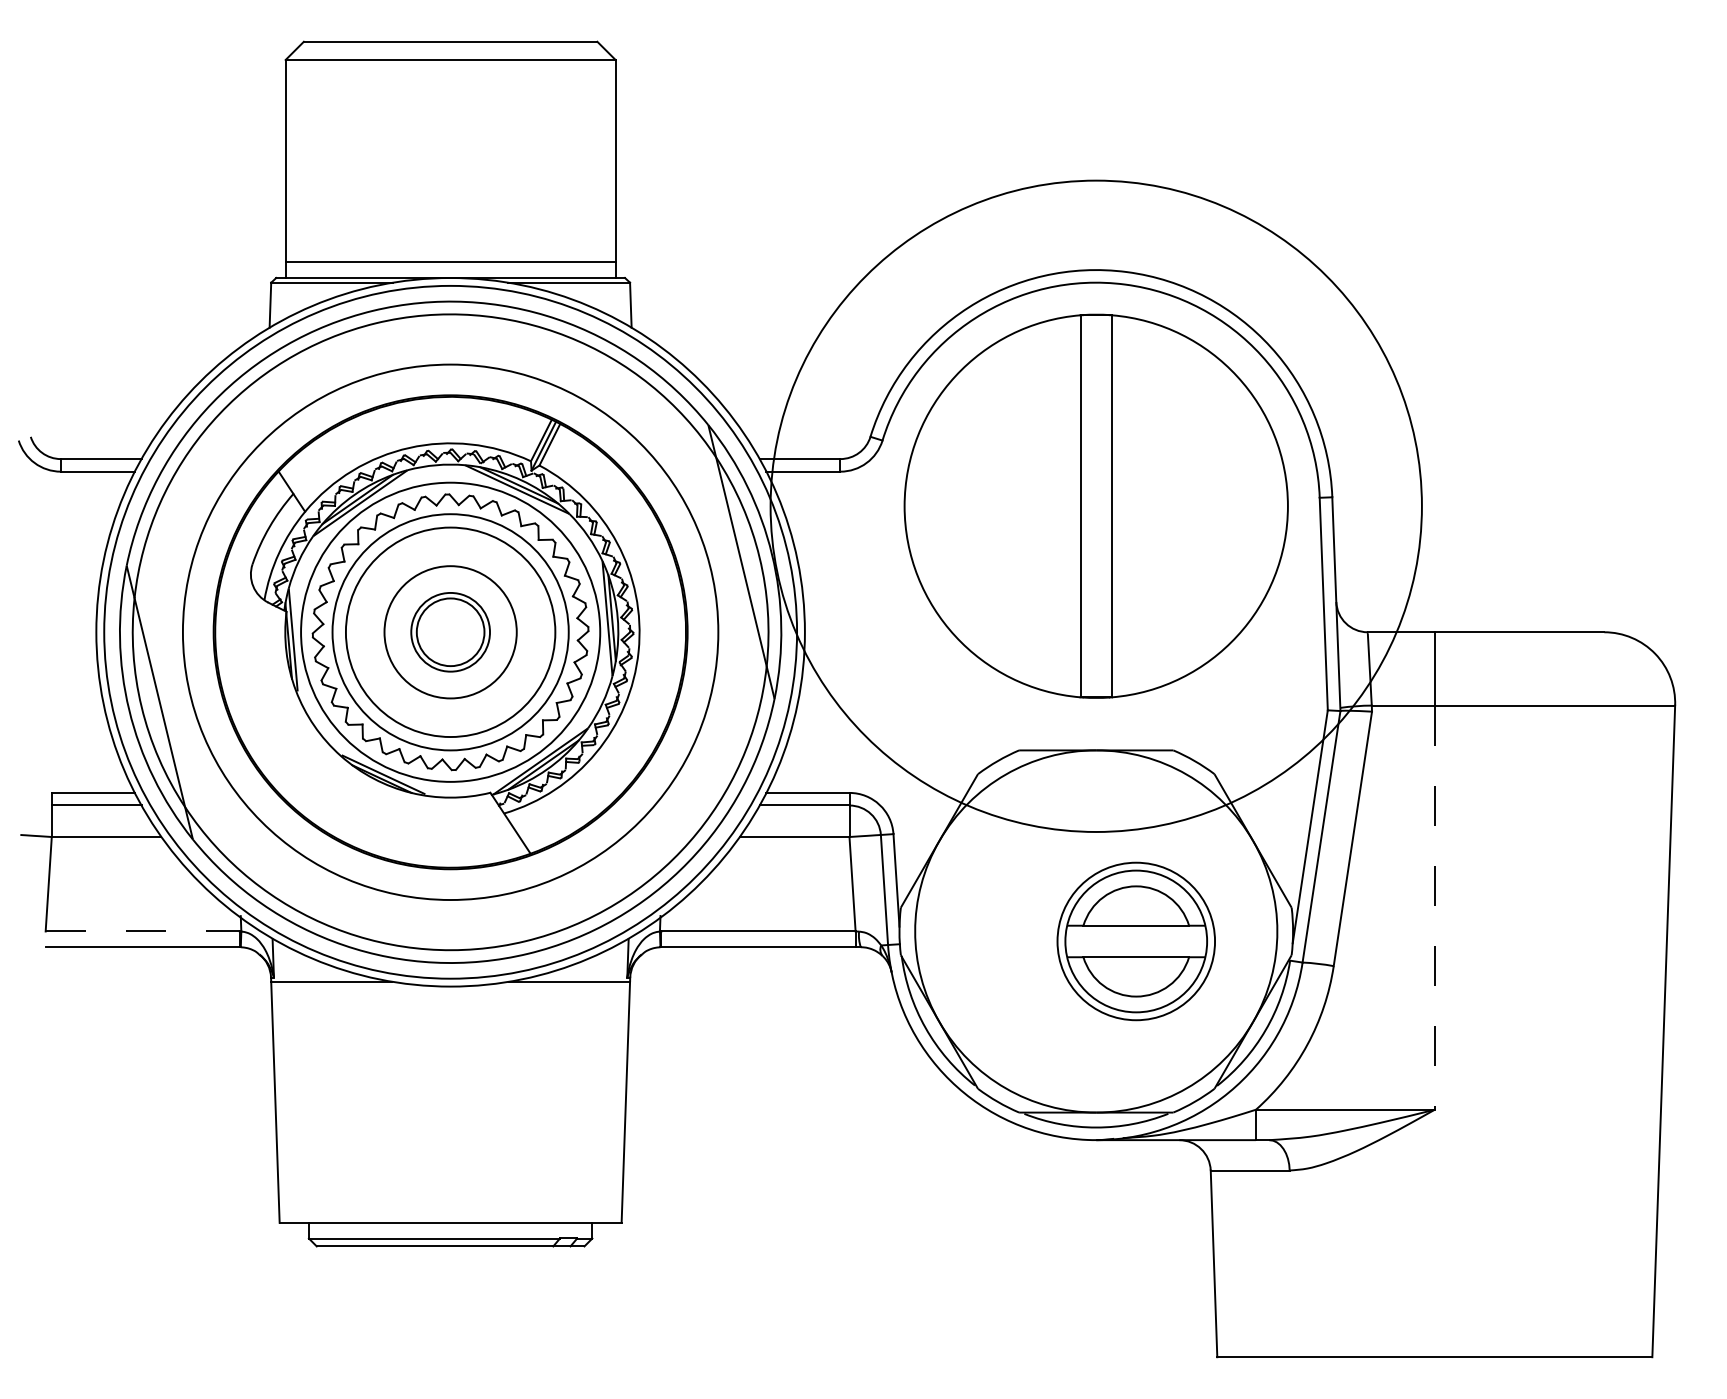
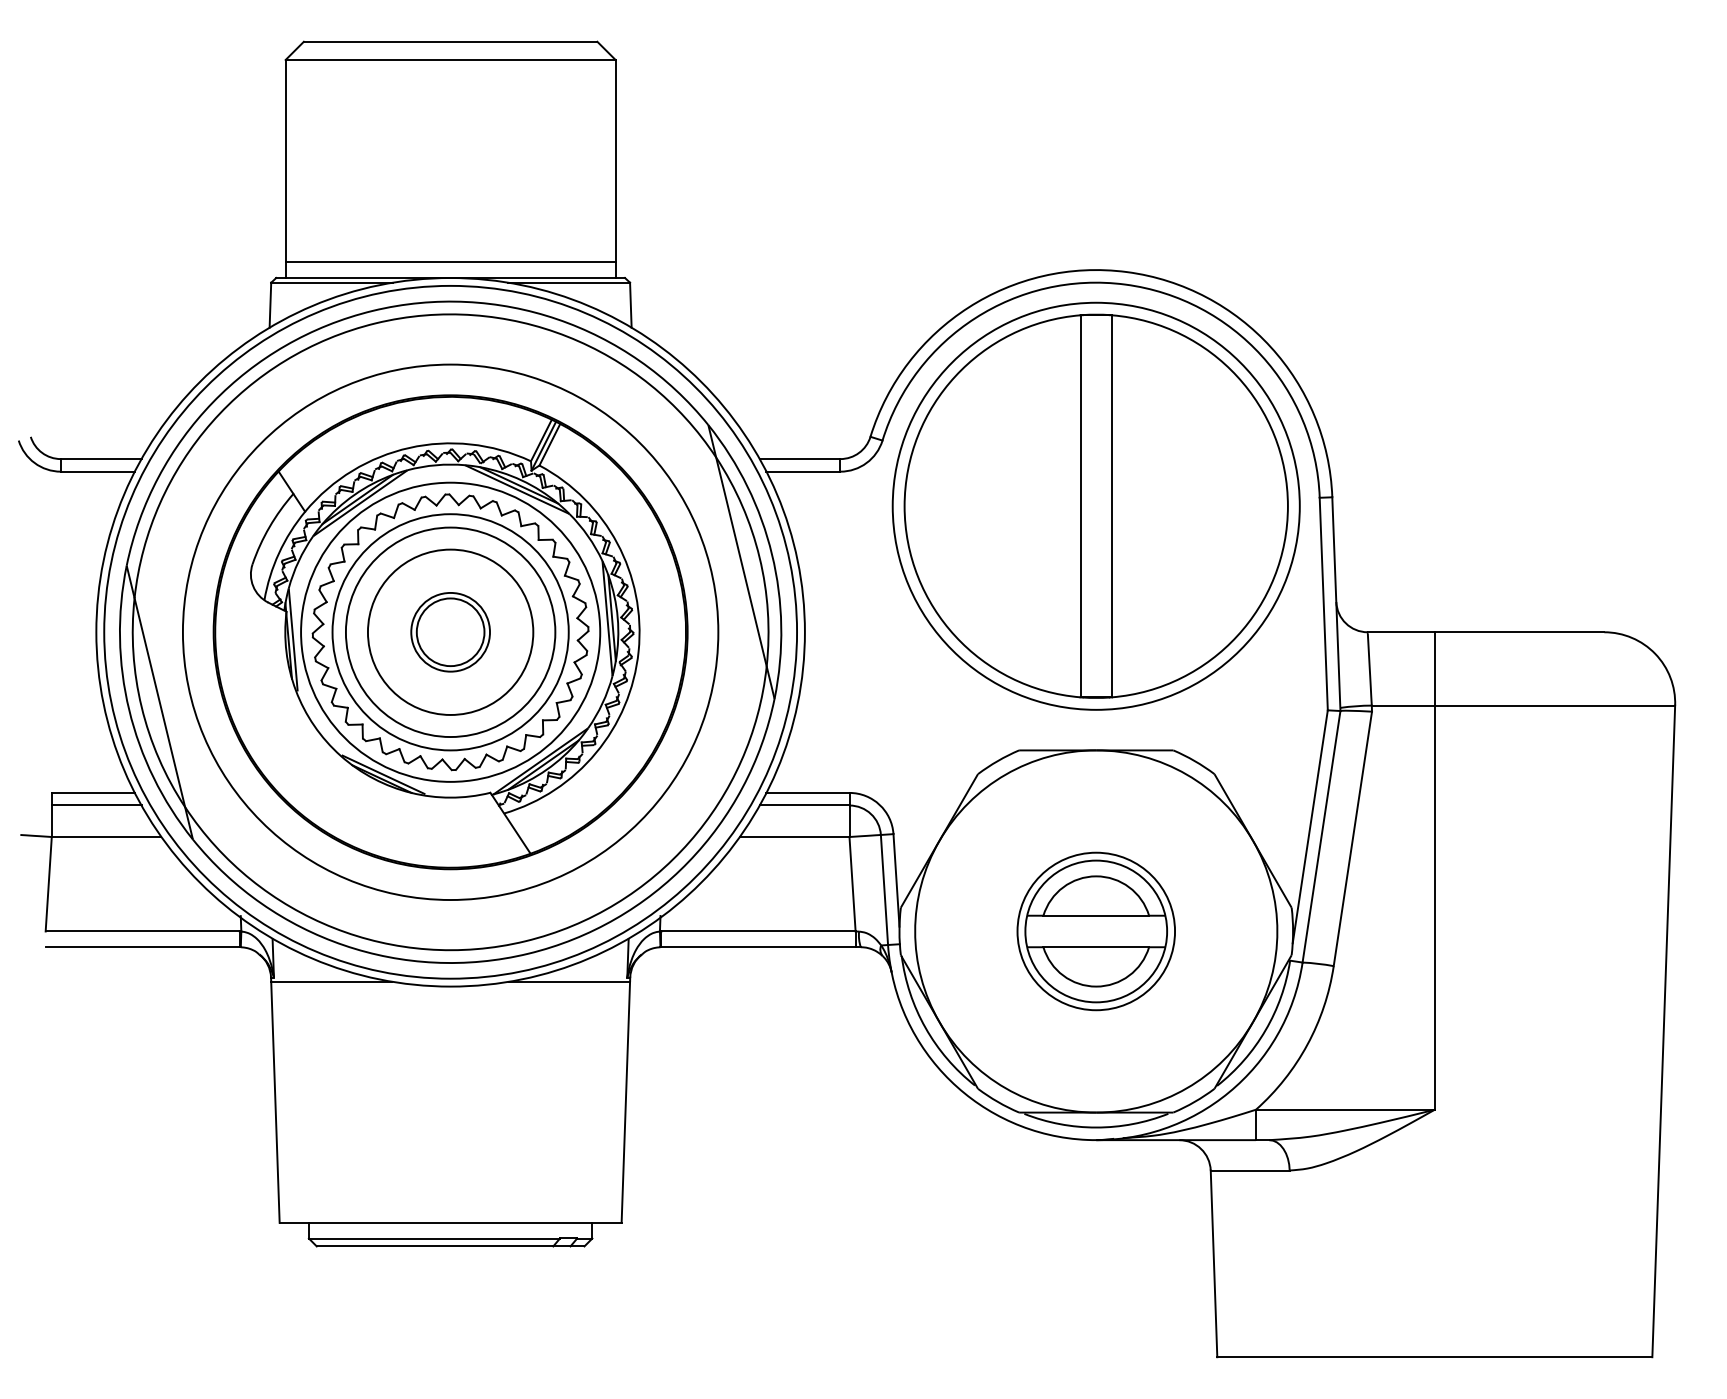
circle diameter: 651 px -> 407 px (1095, 505)
circle diameter: 132 px -> 165 px (450, 631)
line: dashed -> solid (1434, 908)
line: dashed -> solid (143, 931)
part position: (1135, 941) -> (1095, 931) (1095, 931)
